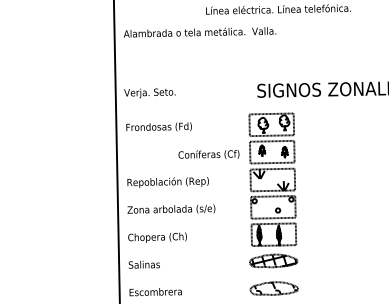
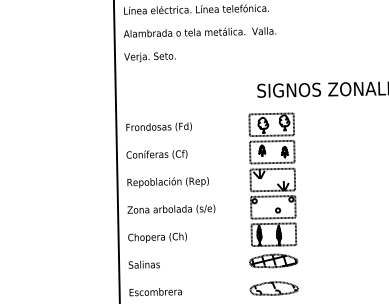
text position: (278, 9) -> (196, 9) (196, 9)
text position: (149, 93) -> (149, 57) (149, 57)
text position: (208, 154) -> (156, 154) (156, 154)
